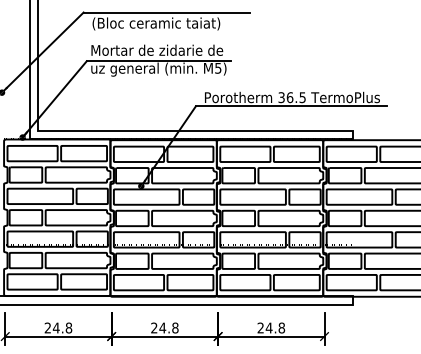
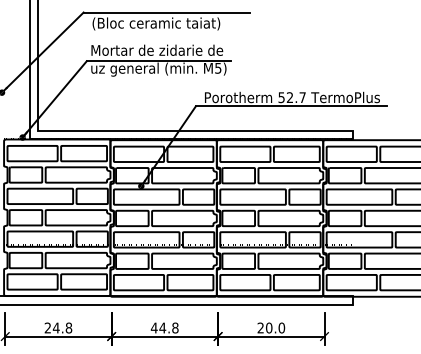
text: 36.5 -> 52.7 (292, 97)
text: 24.8 -> 44.8 (153, 327)
text: 24.8 -> 20.0 (275, 327)
